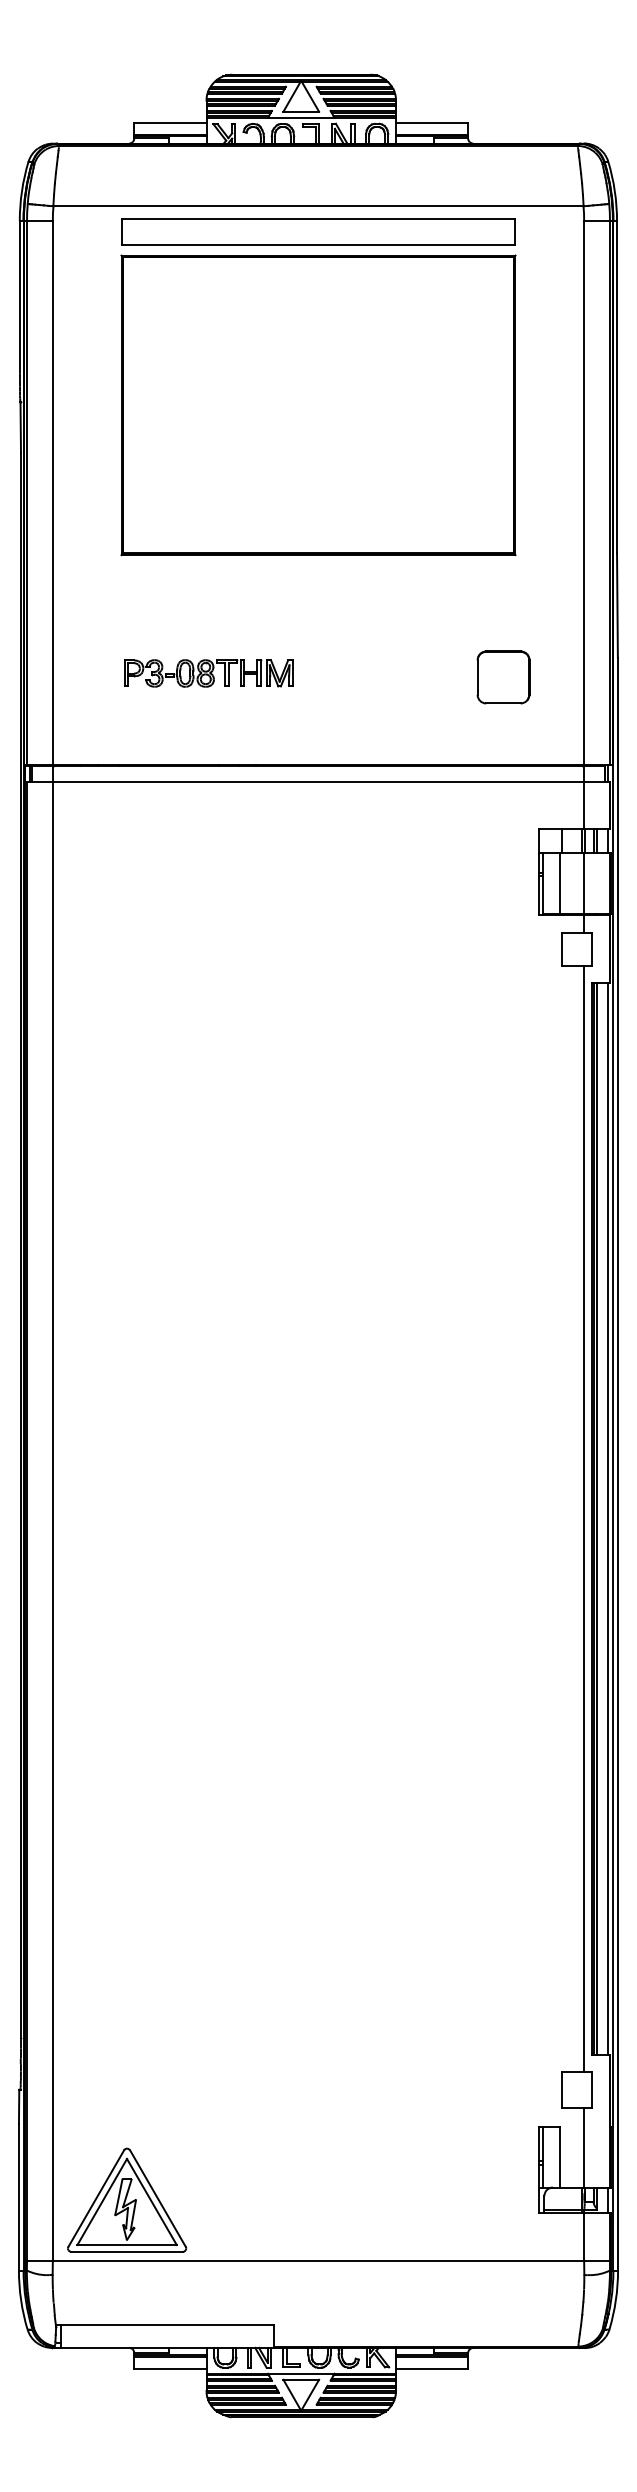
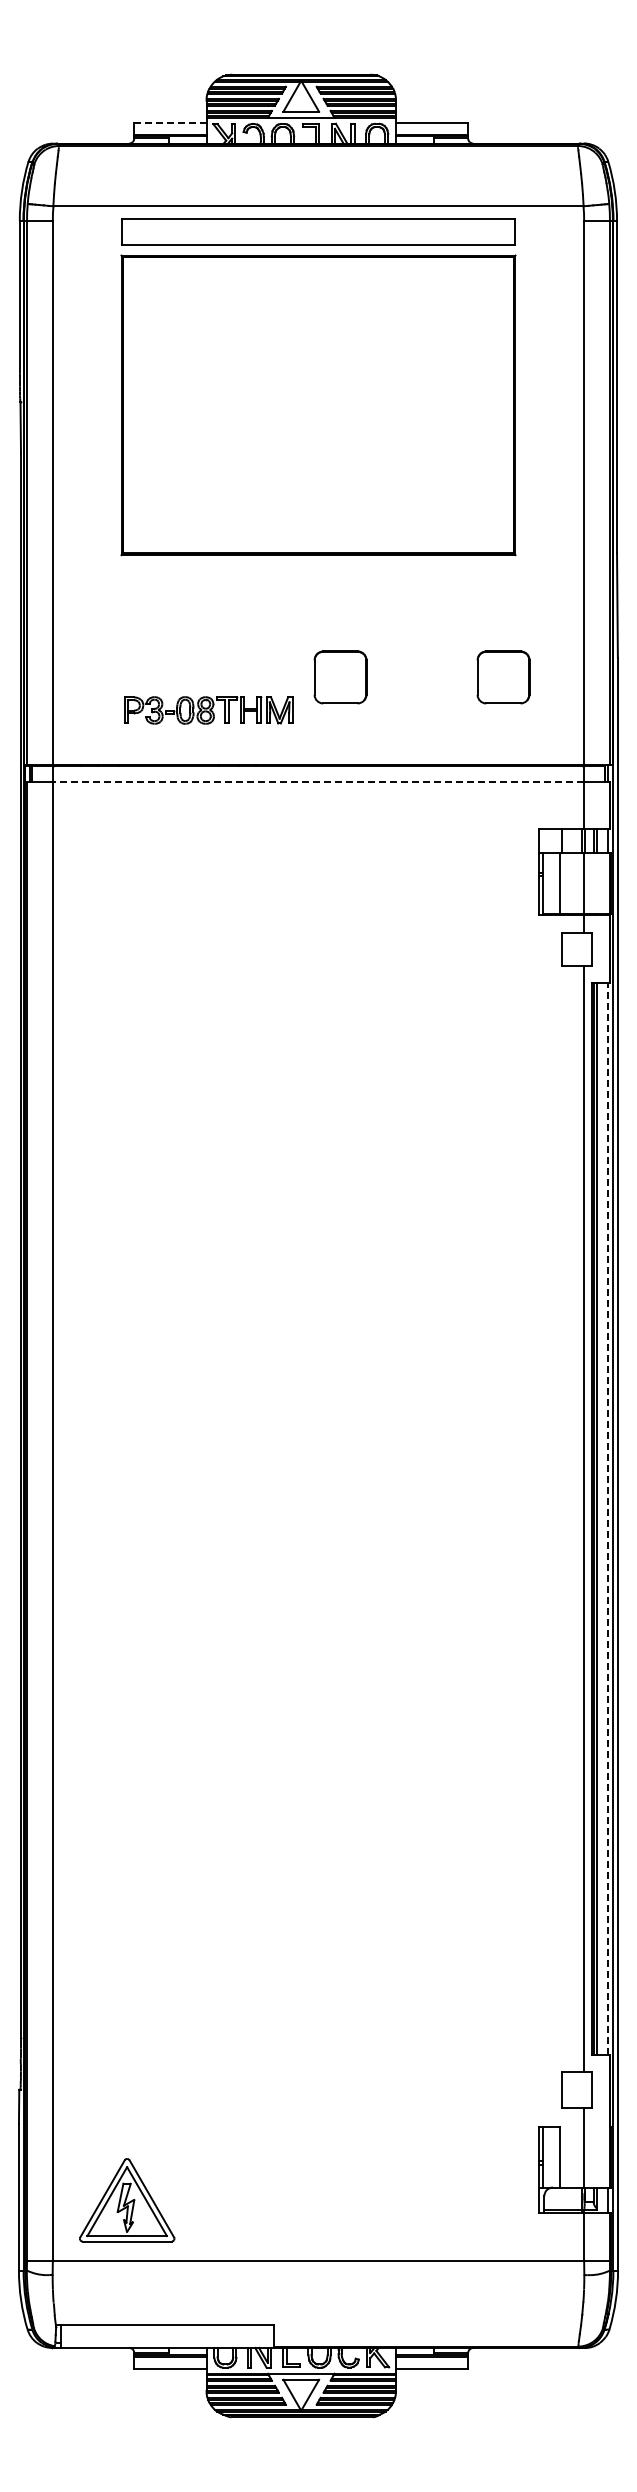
line: solid -> dashed (170, 122)
part position: (208, 673) -> (208, 710) (208, 710)
part: none -> present (340, 677)
line: solid -> dashed (318, 781)
line: solid -> dashed (608, 1518)
part size: 121x106 px -> 97x85 px (127, 2200)
